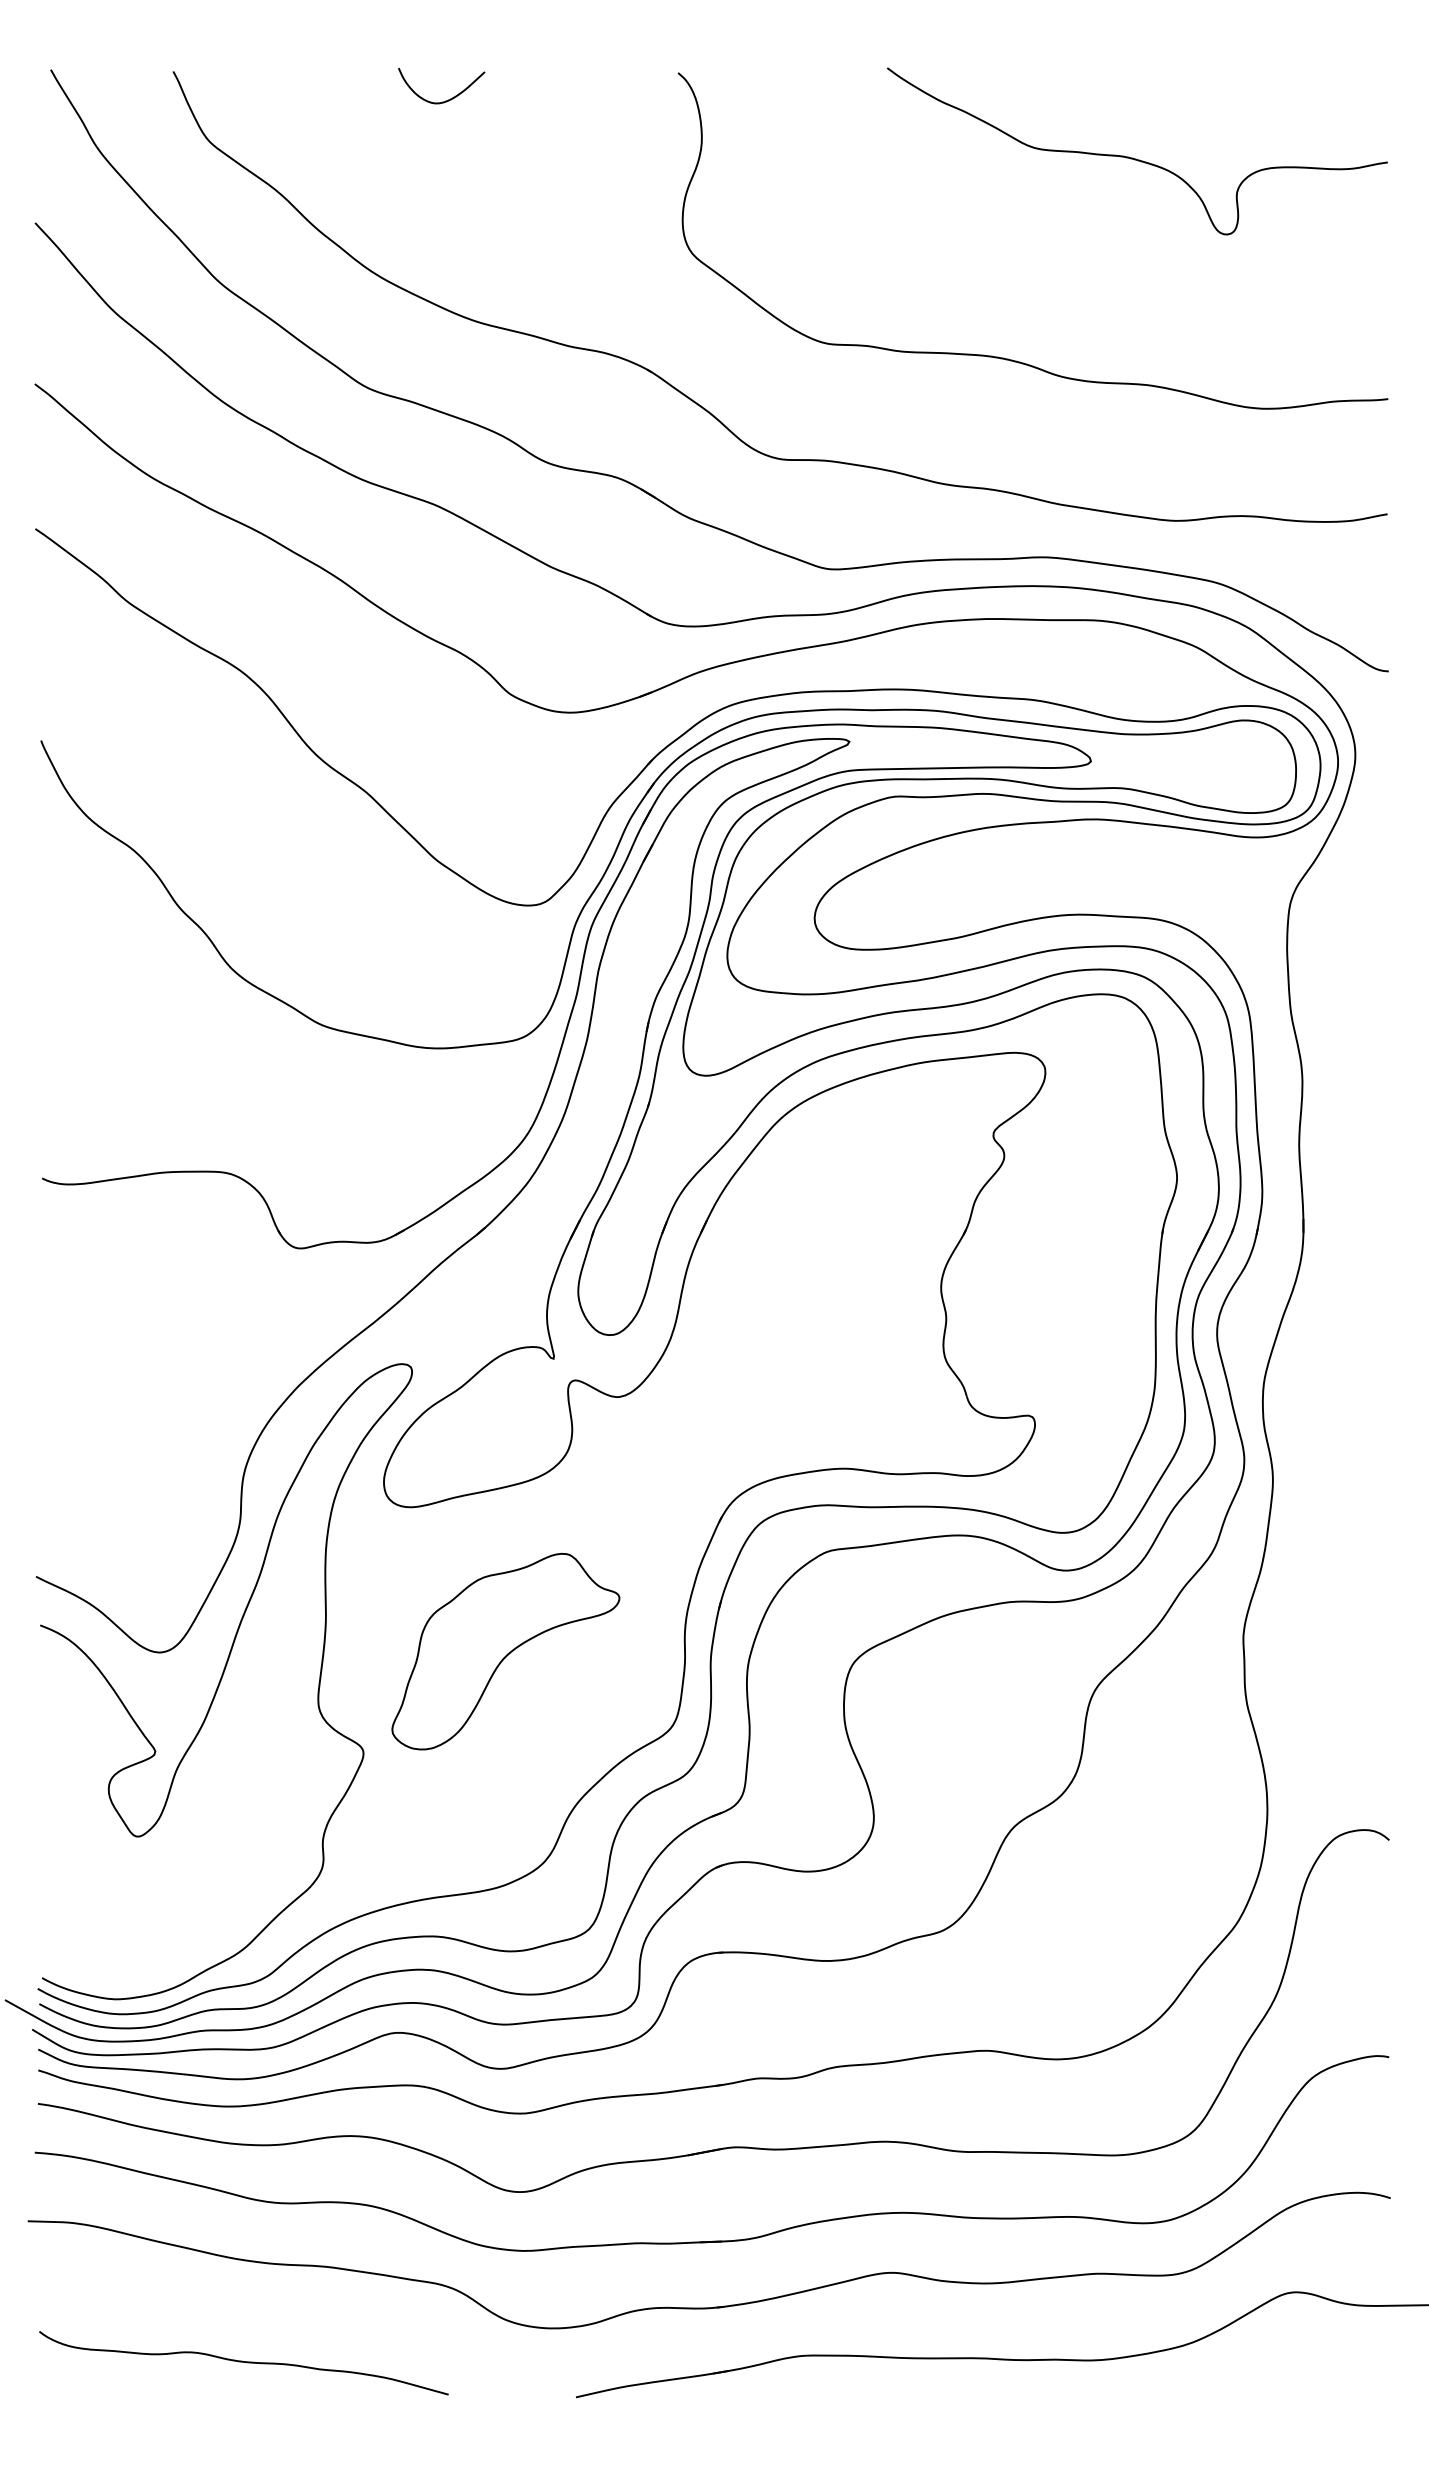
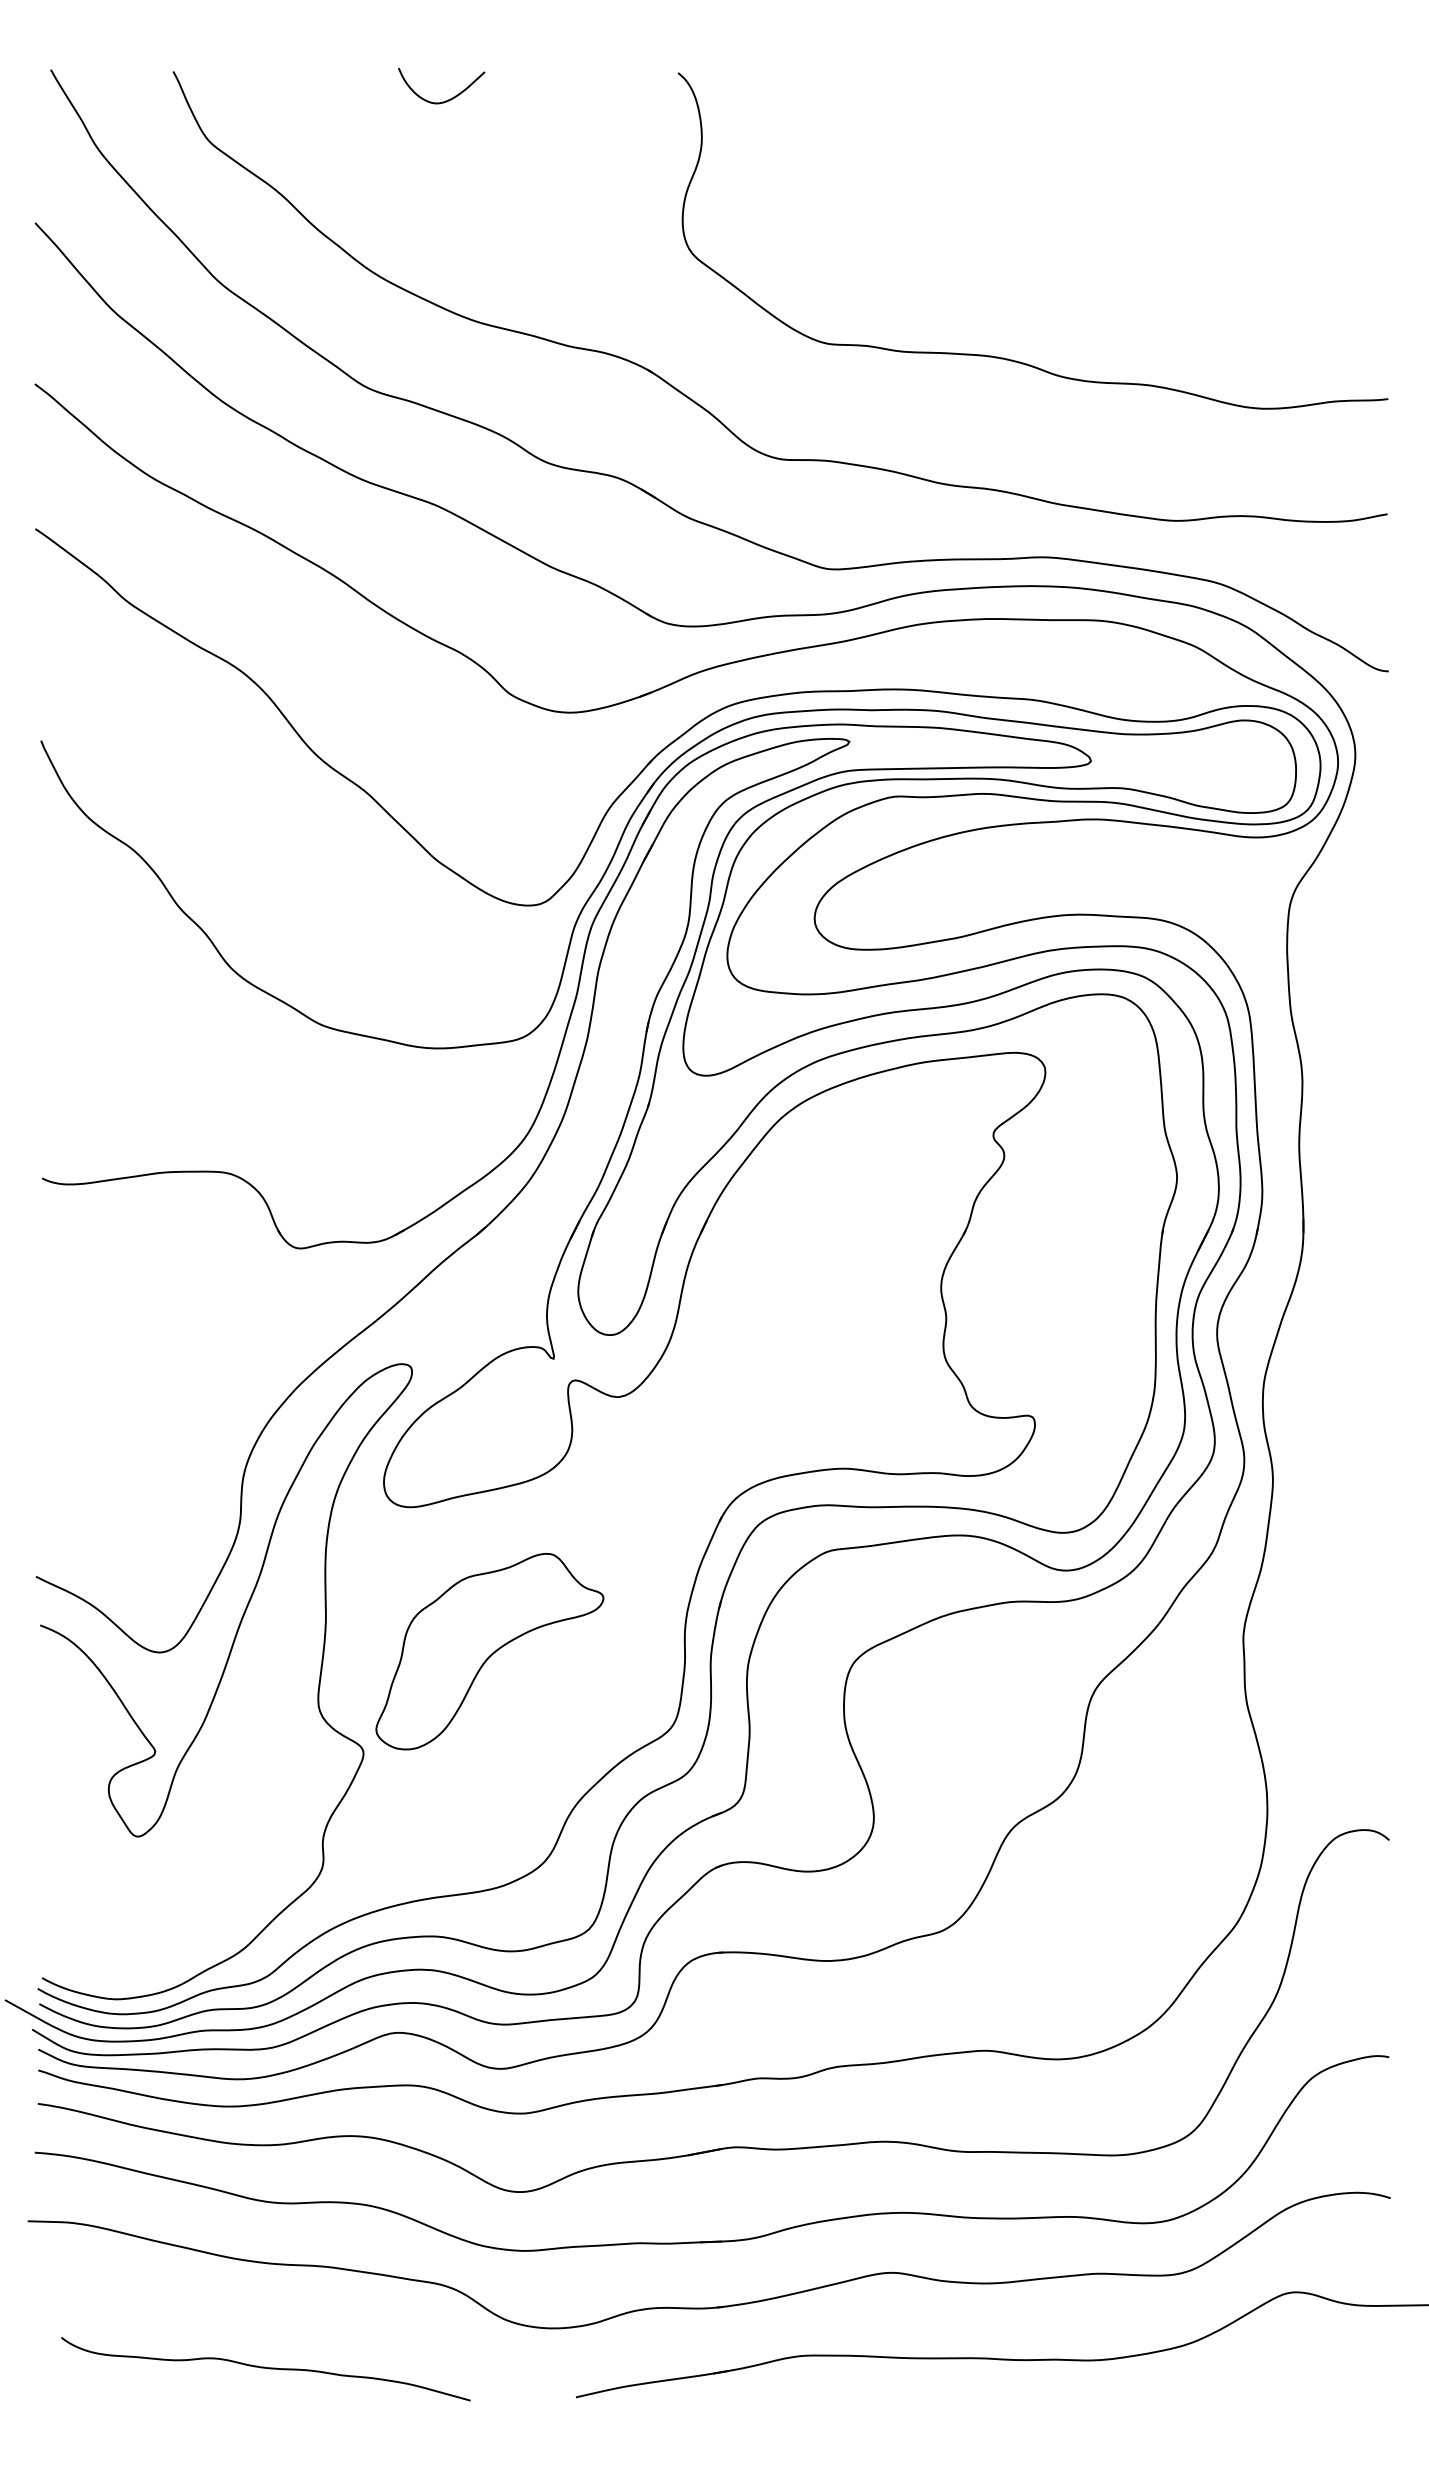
curve: present -> none (1136, 158)
part position: (505, 1651) -> (489, 1651) (489, 1651)
curve position: (243, 2362) -> (265, 2368) (265, 2368)
